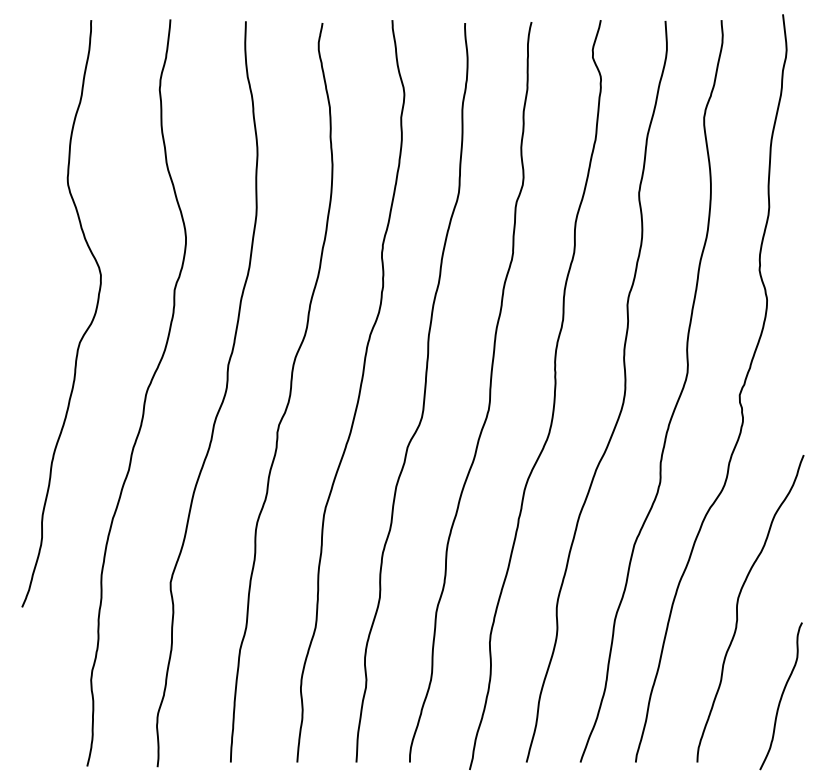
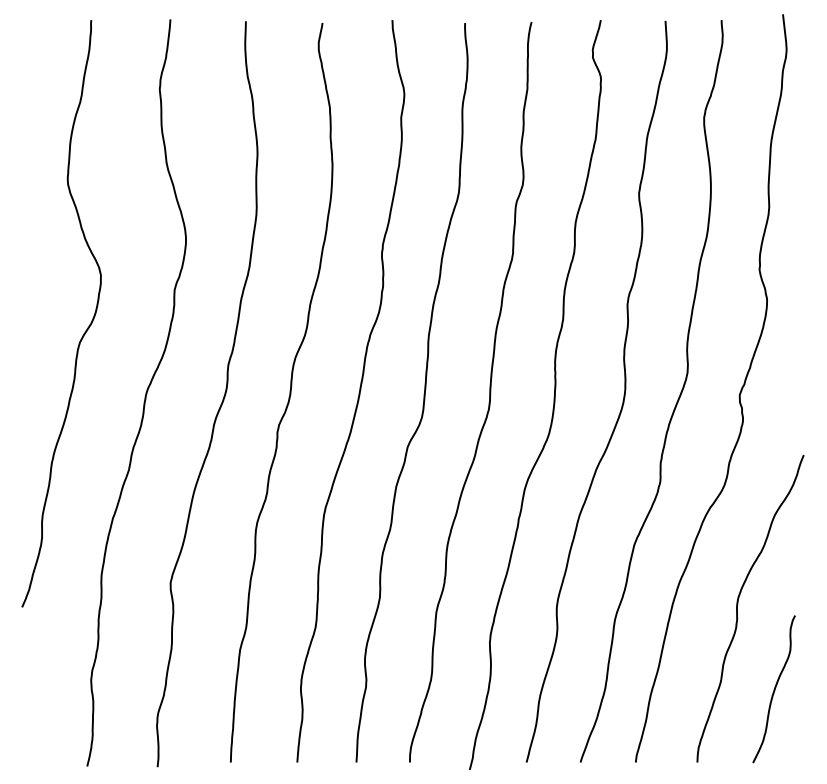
curve position: (780, 696) -> (773, 689) (773, 689)
